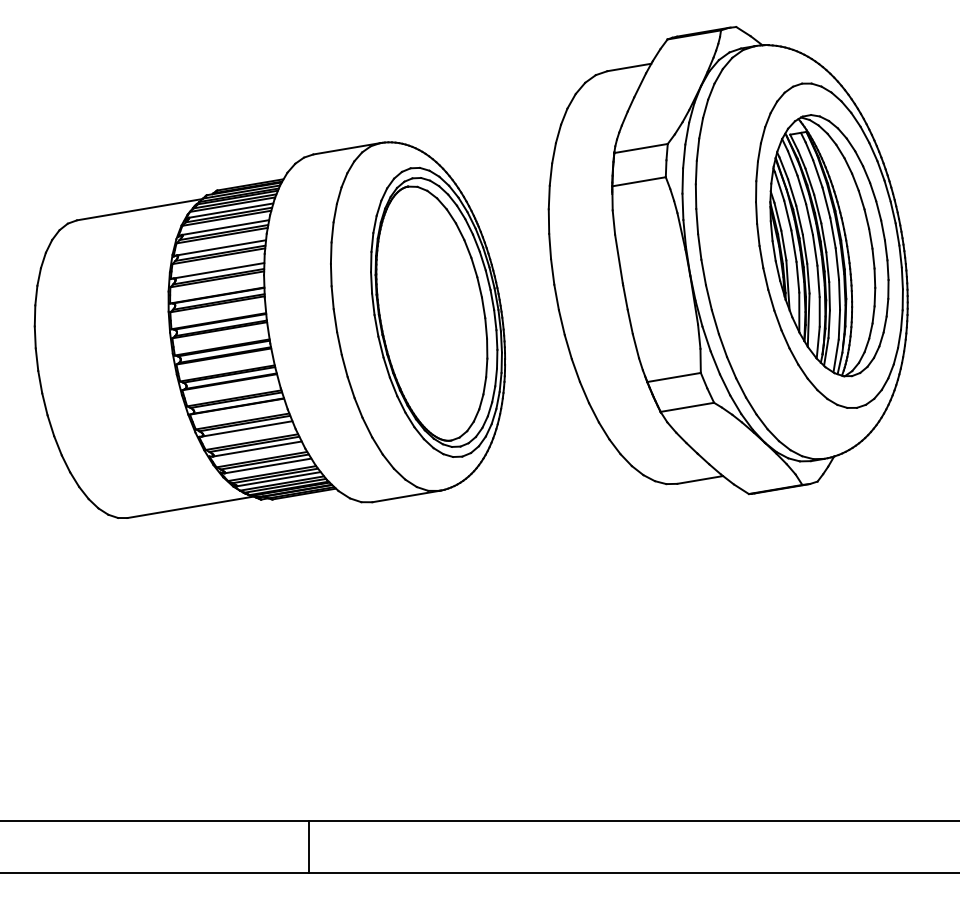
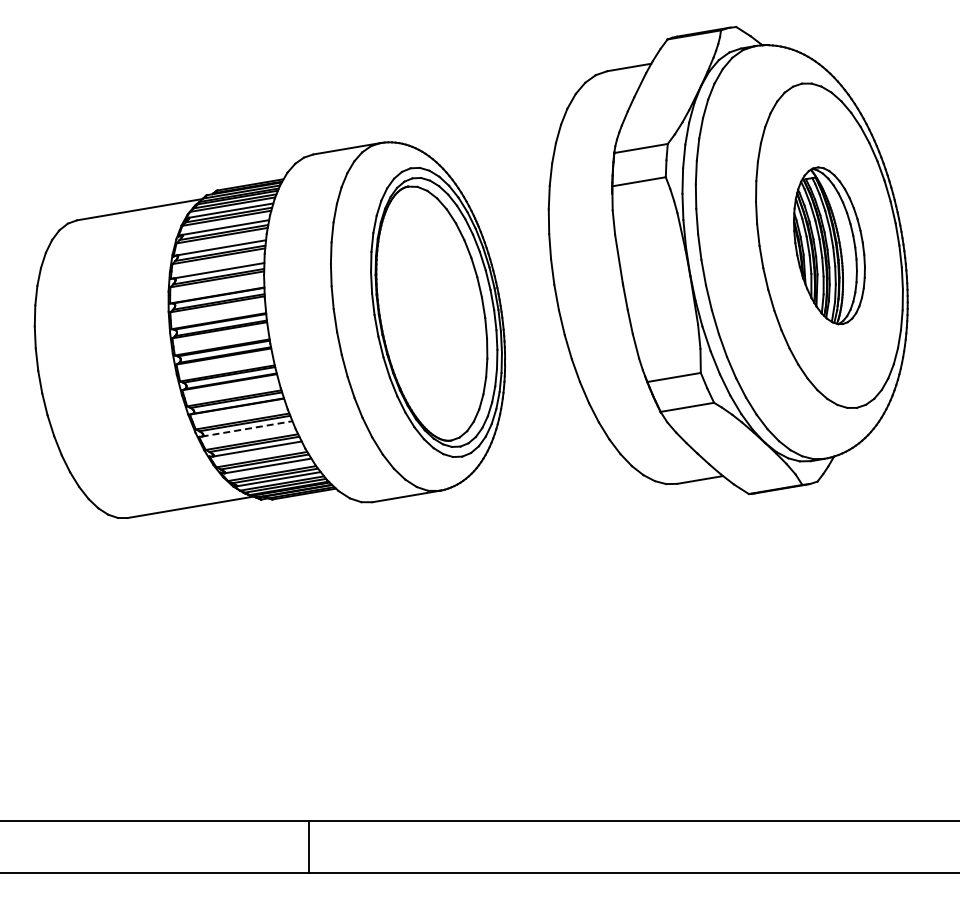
part size: 121x264 px -> 73x160 px (829, 245)
line: solid -> dashed (247, 428)
